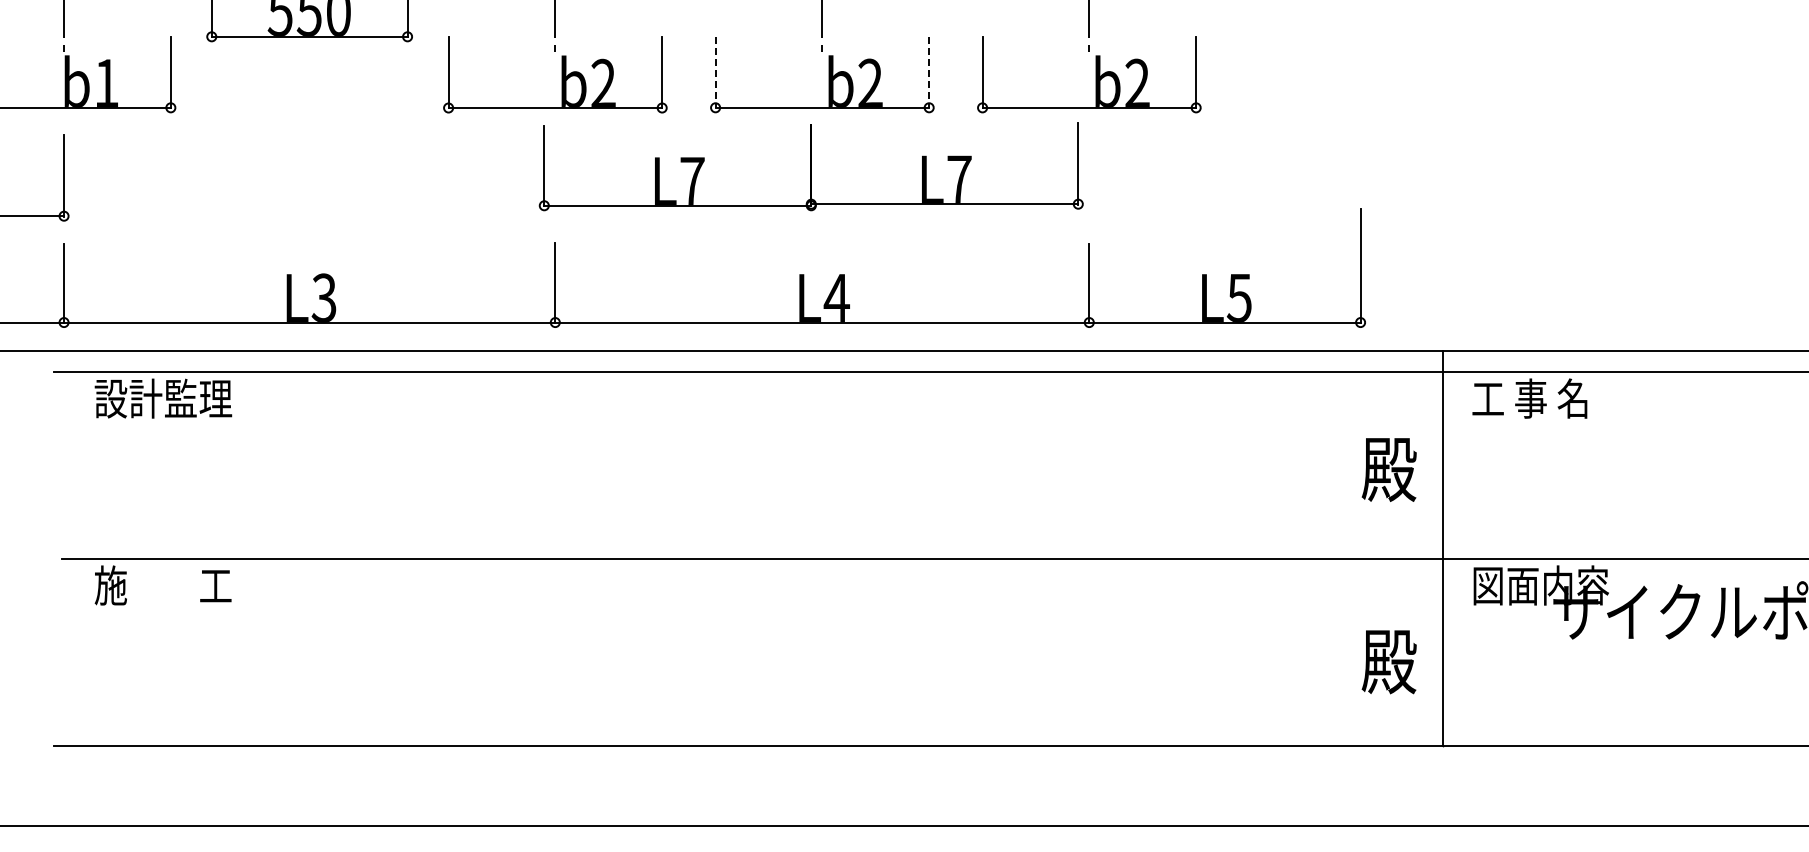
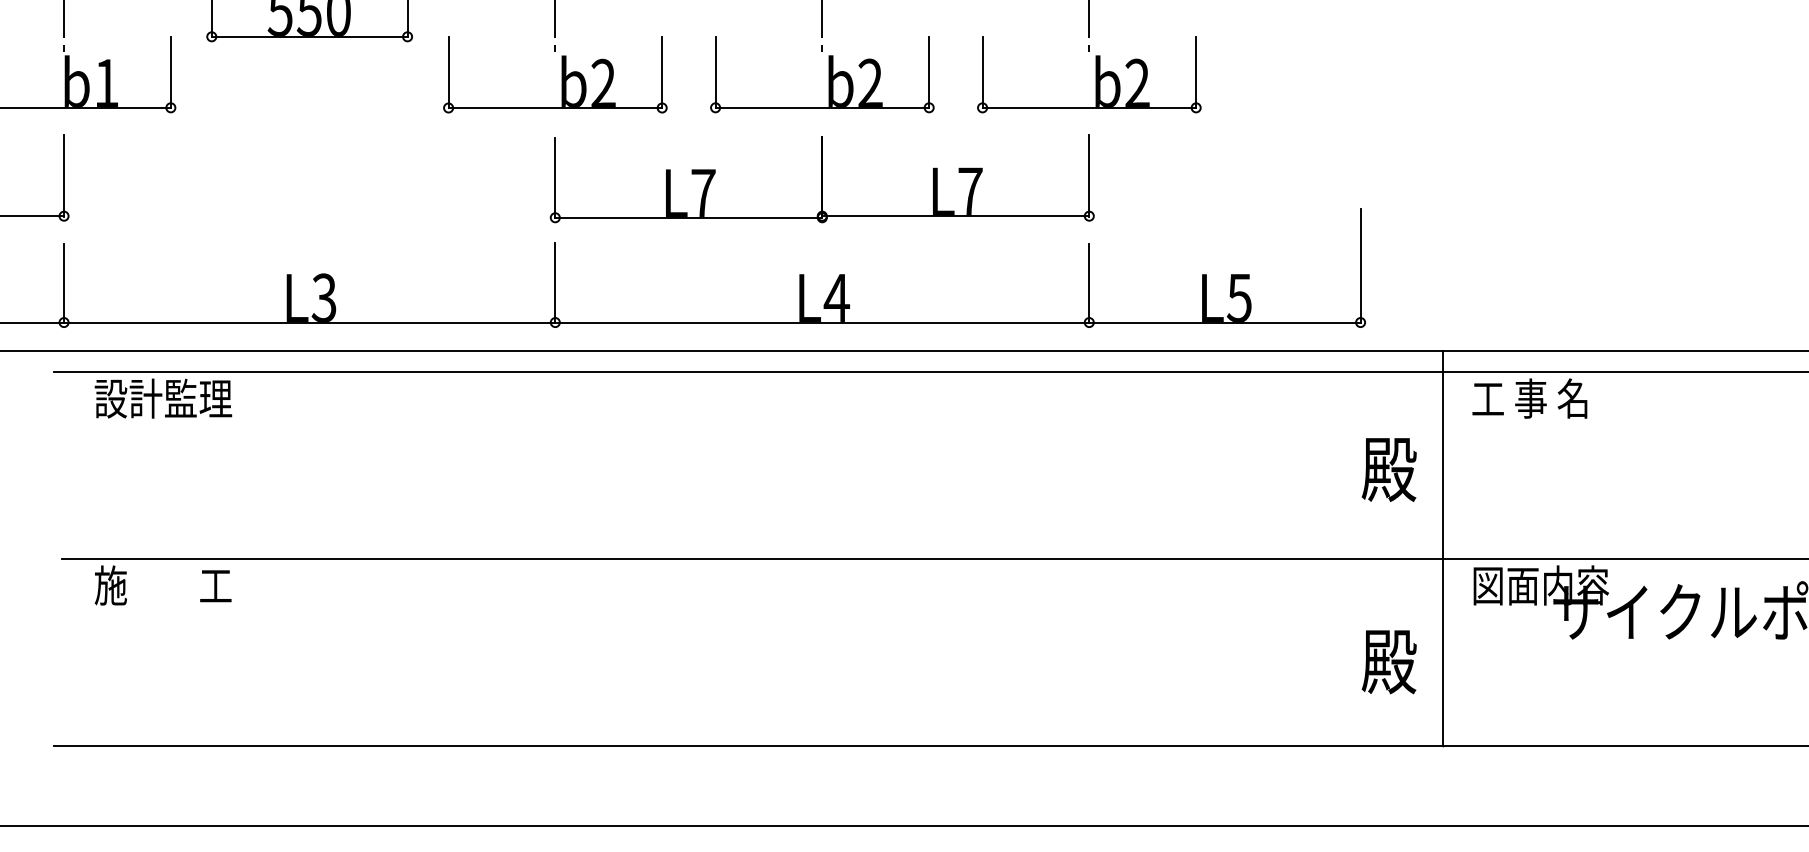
line: dashed -> solid (715, 72)
line: dashed -> solid (929, 72)
part position: (810, 166) -> (821, 178) (821, 178)
